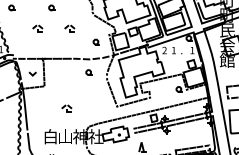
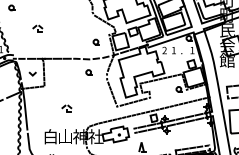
part: present -> none (51, 7)
part: present -> none (69, 28)
